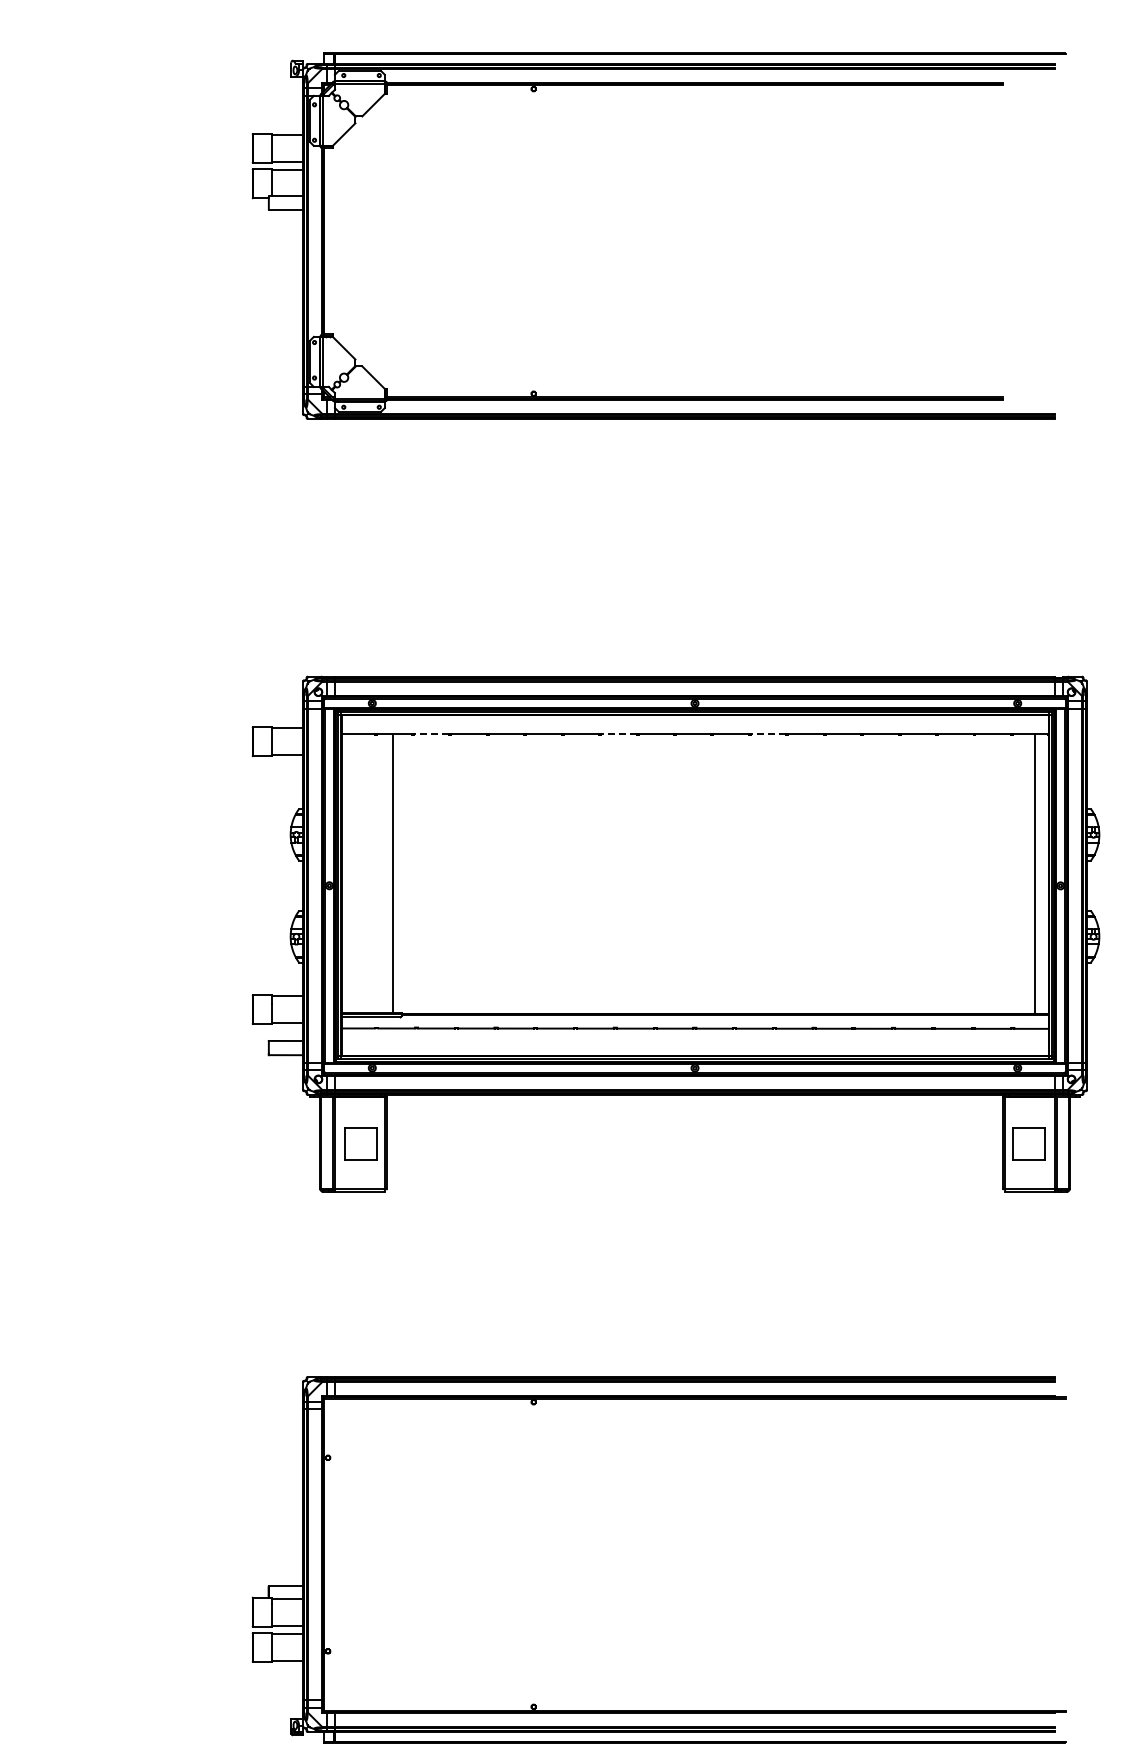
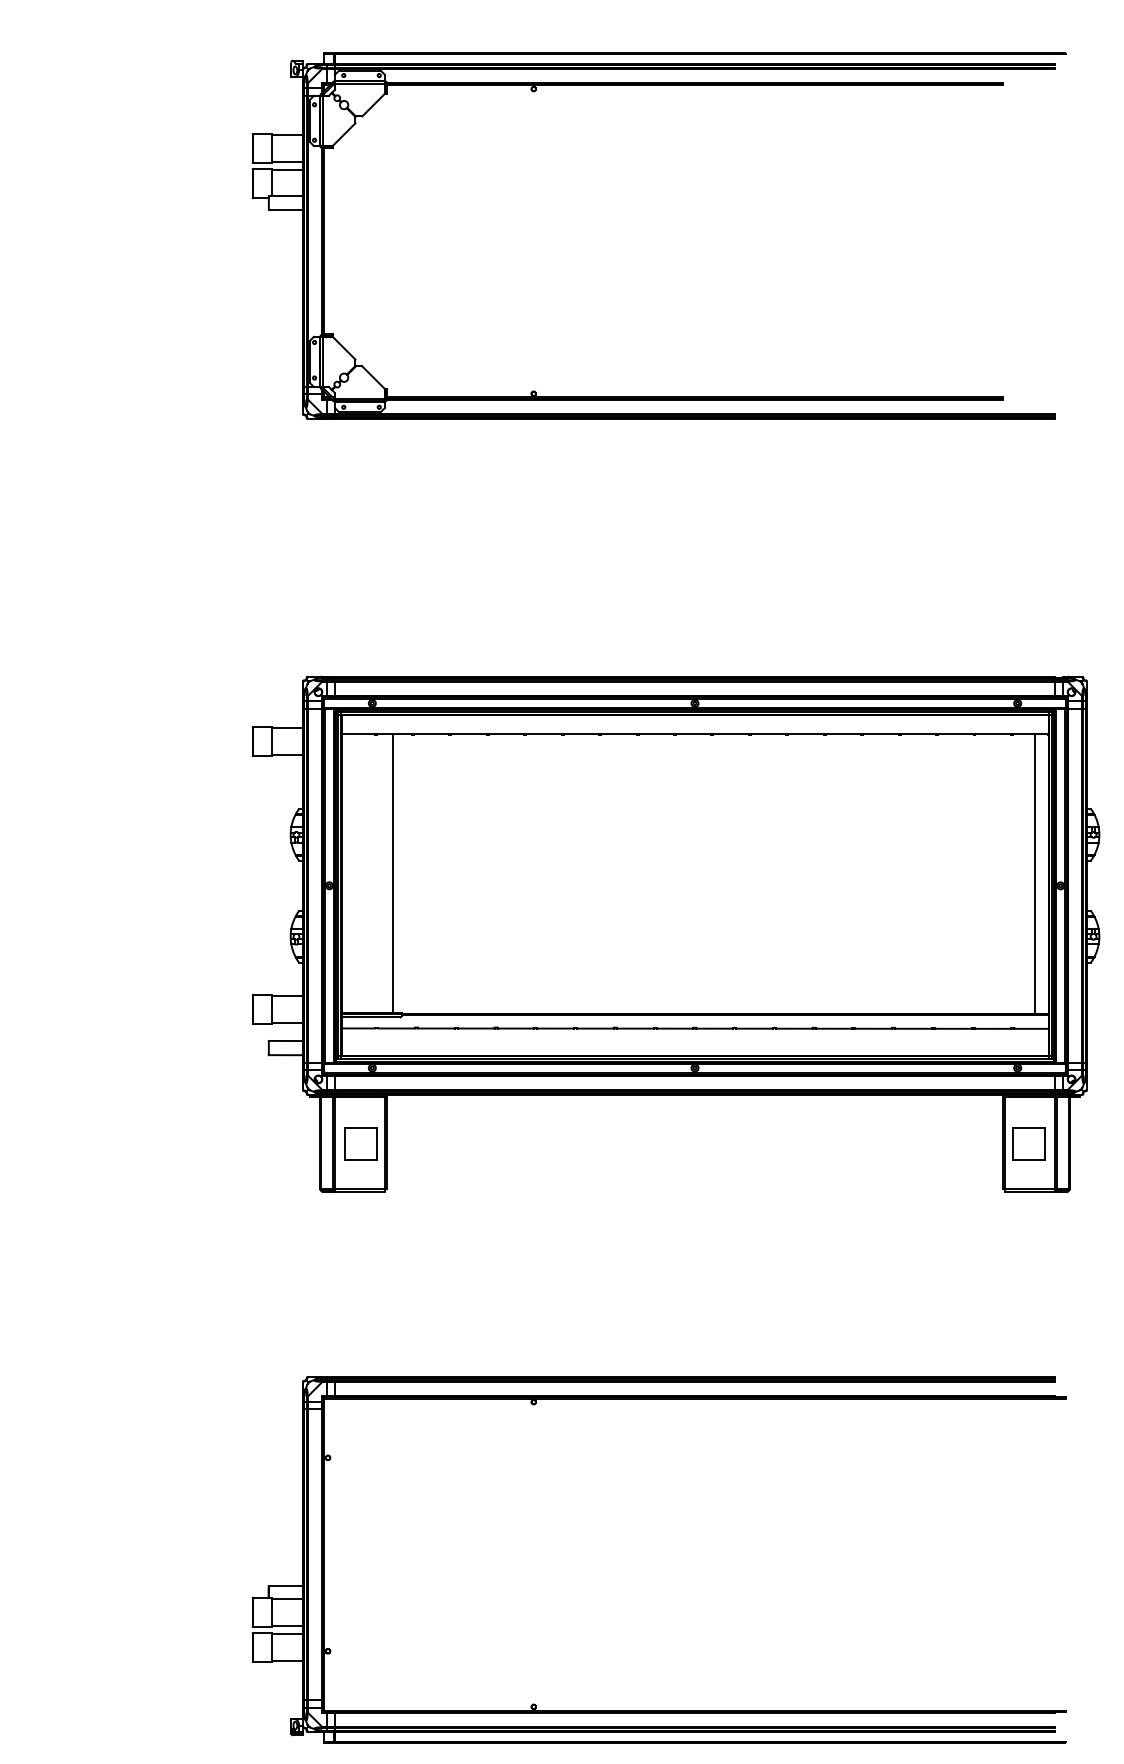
line: dashed -> solid (431, 733)
line: dashed -> solid (618, 733)
line: dashed -> solid (768, 733)
